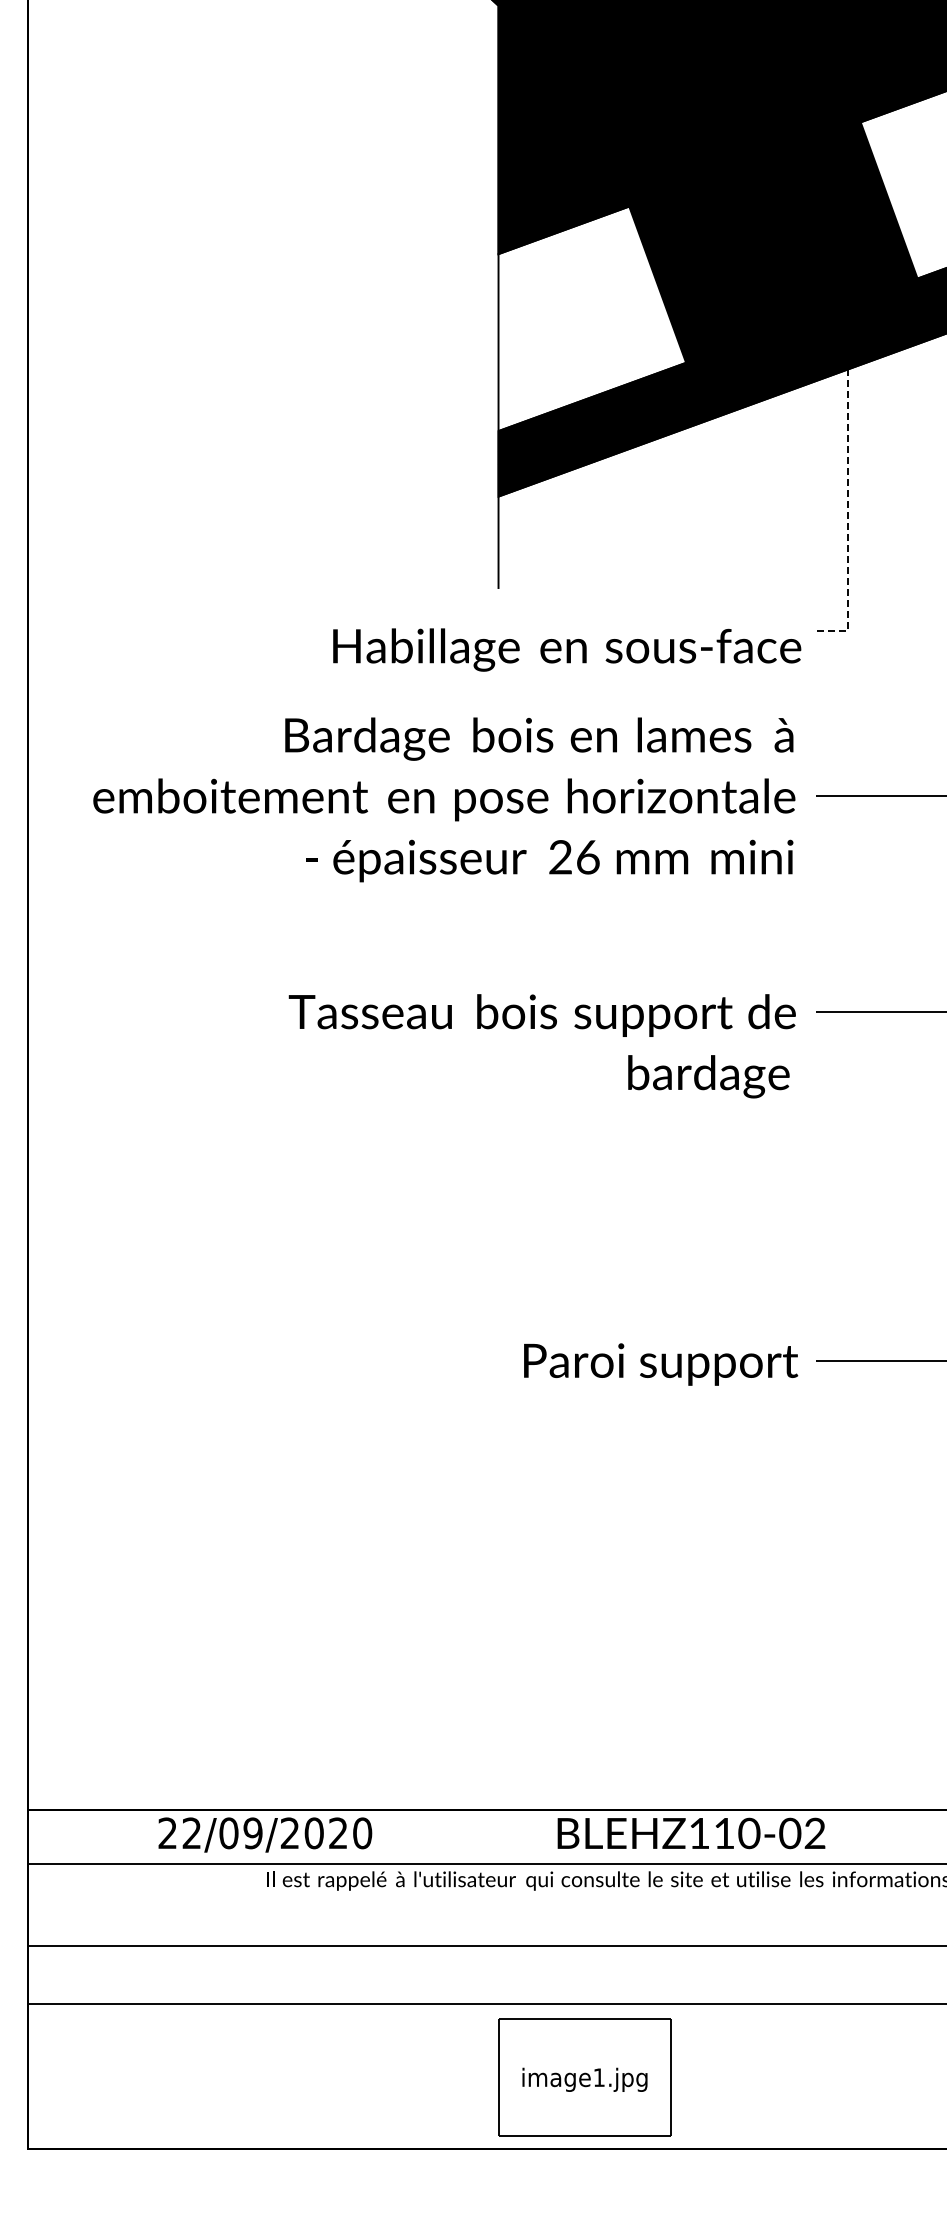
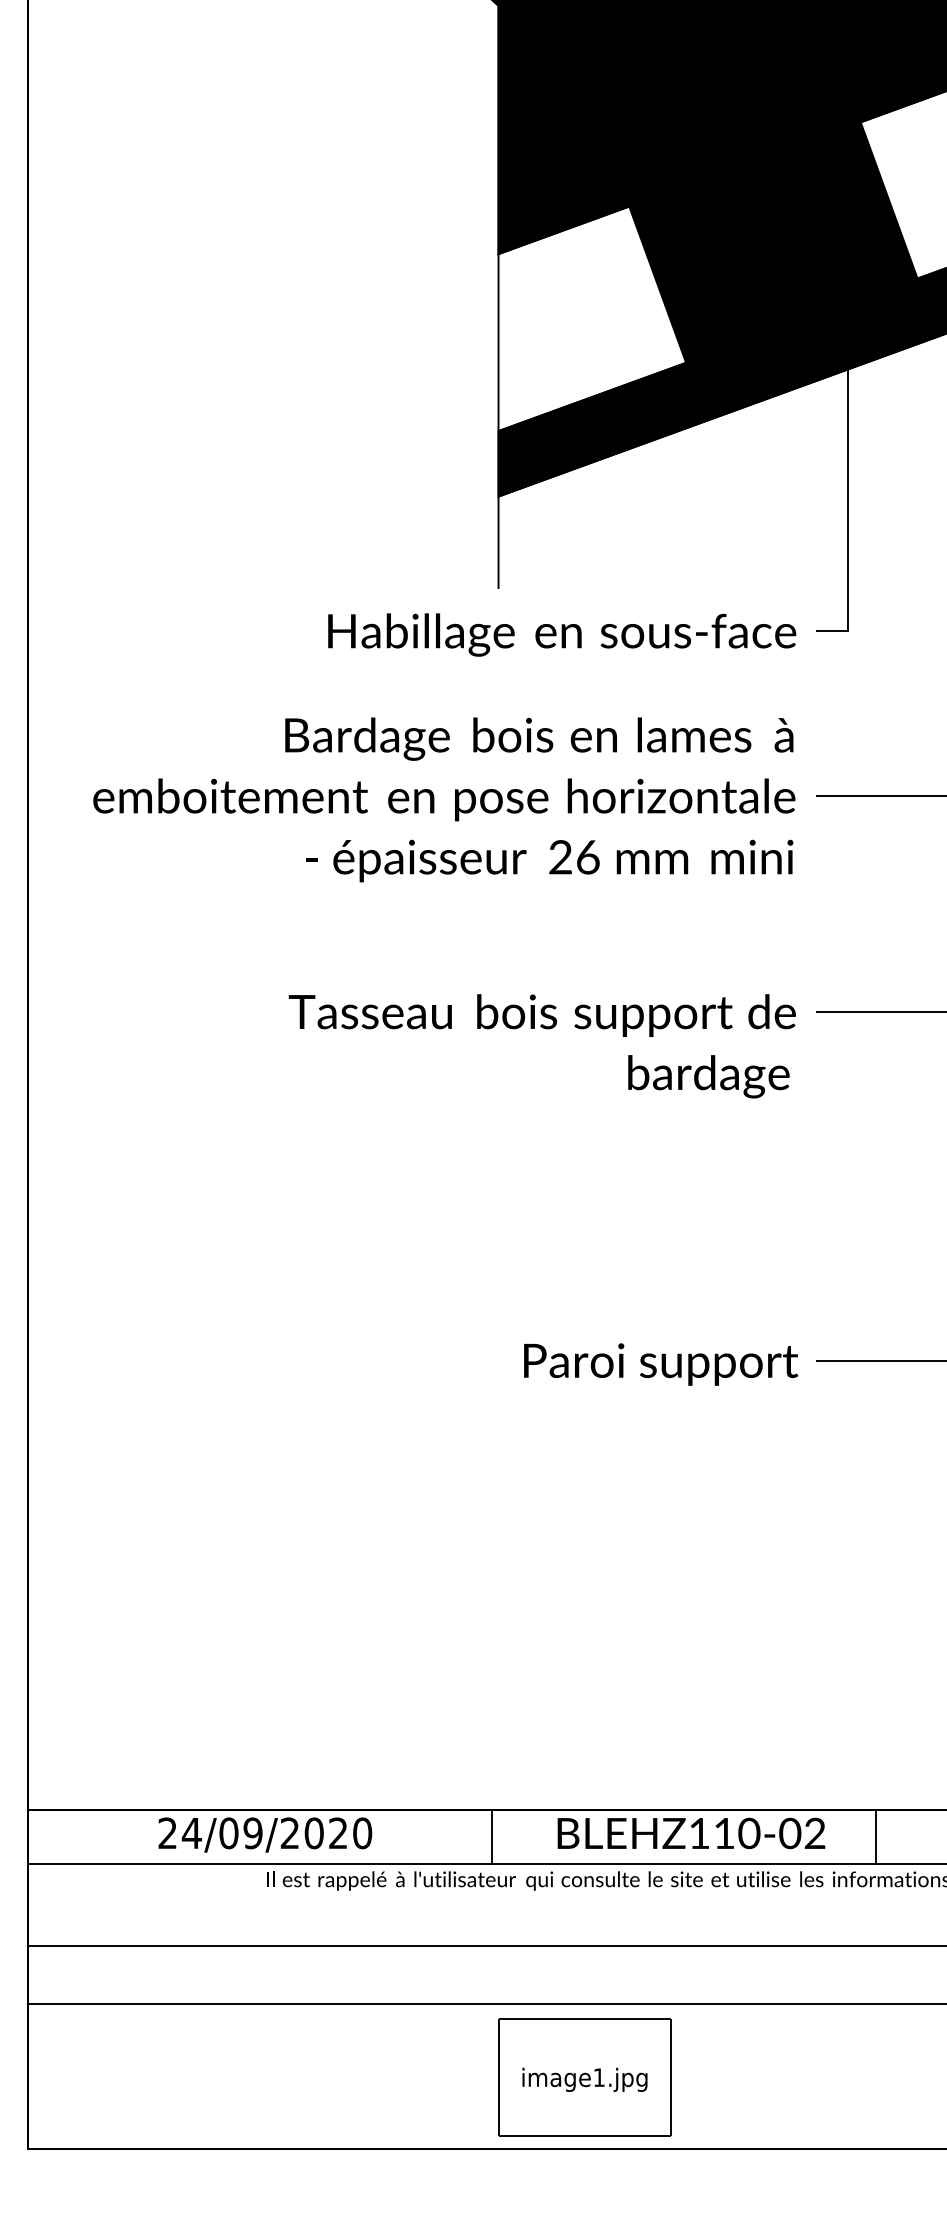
line: dashed -> solid (847, 495)
text position: (567, 649) -> (562, 634) (562, 634)
text: 22/09/2020 -> 24/09/2020 (191, 1832)
line: none -> present (491, 1837)
line: none -> present (876, 1837)
